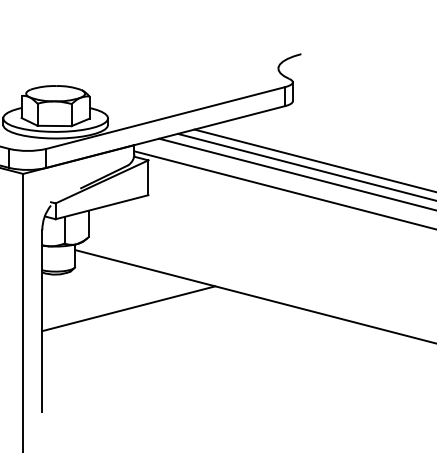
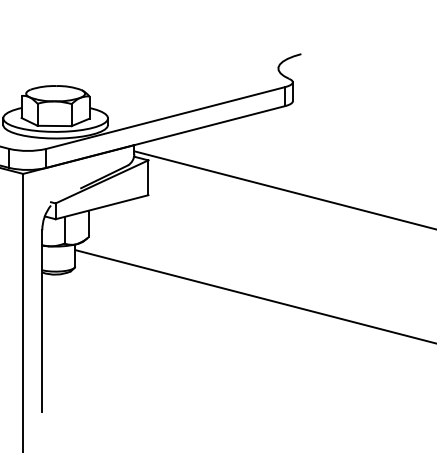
line: present -> none (313, 160)
line: present -> none (305, 166)
line: present -> none (296, 173)
line: present -> none (128, 308)
